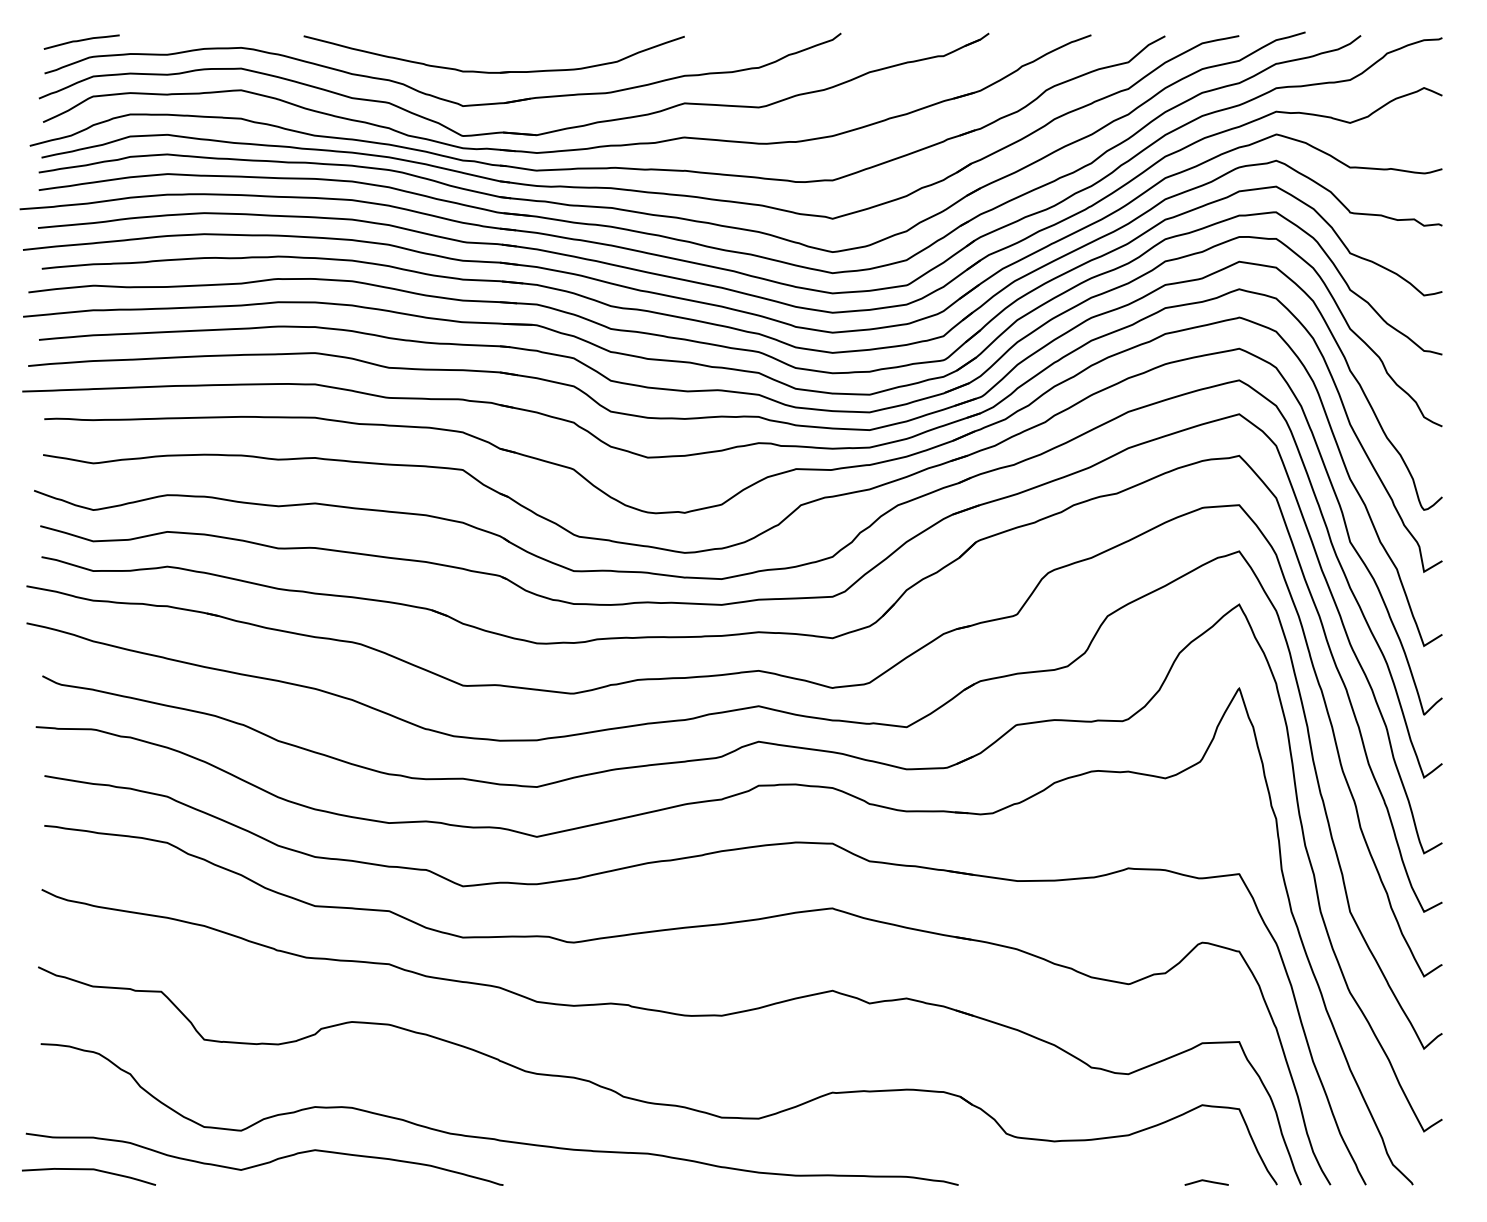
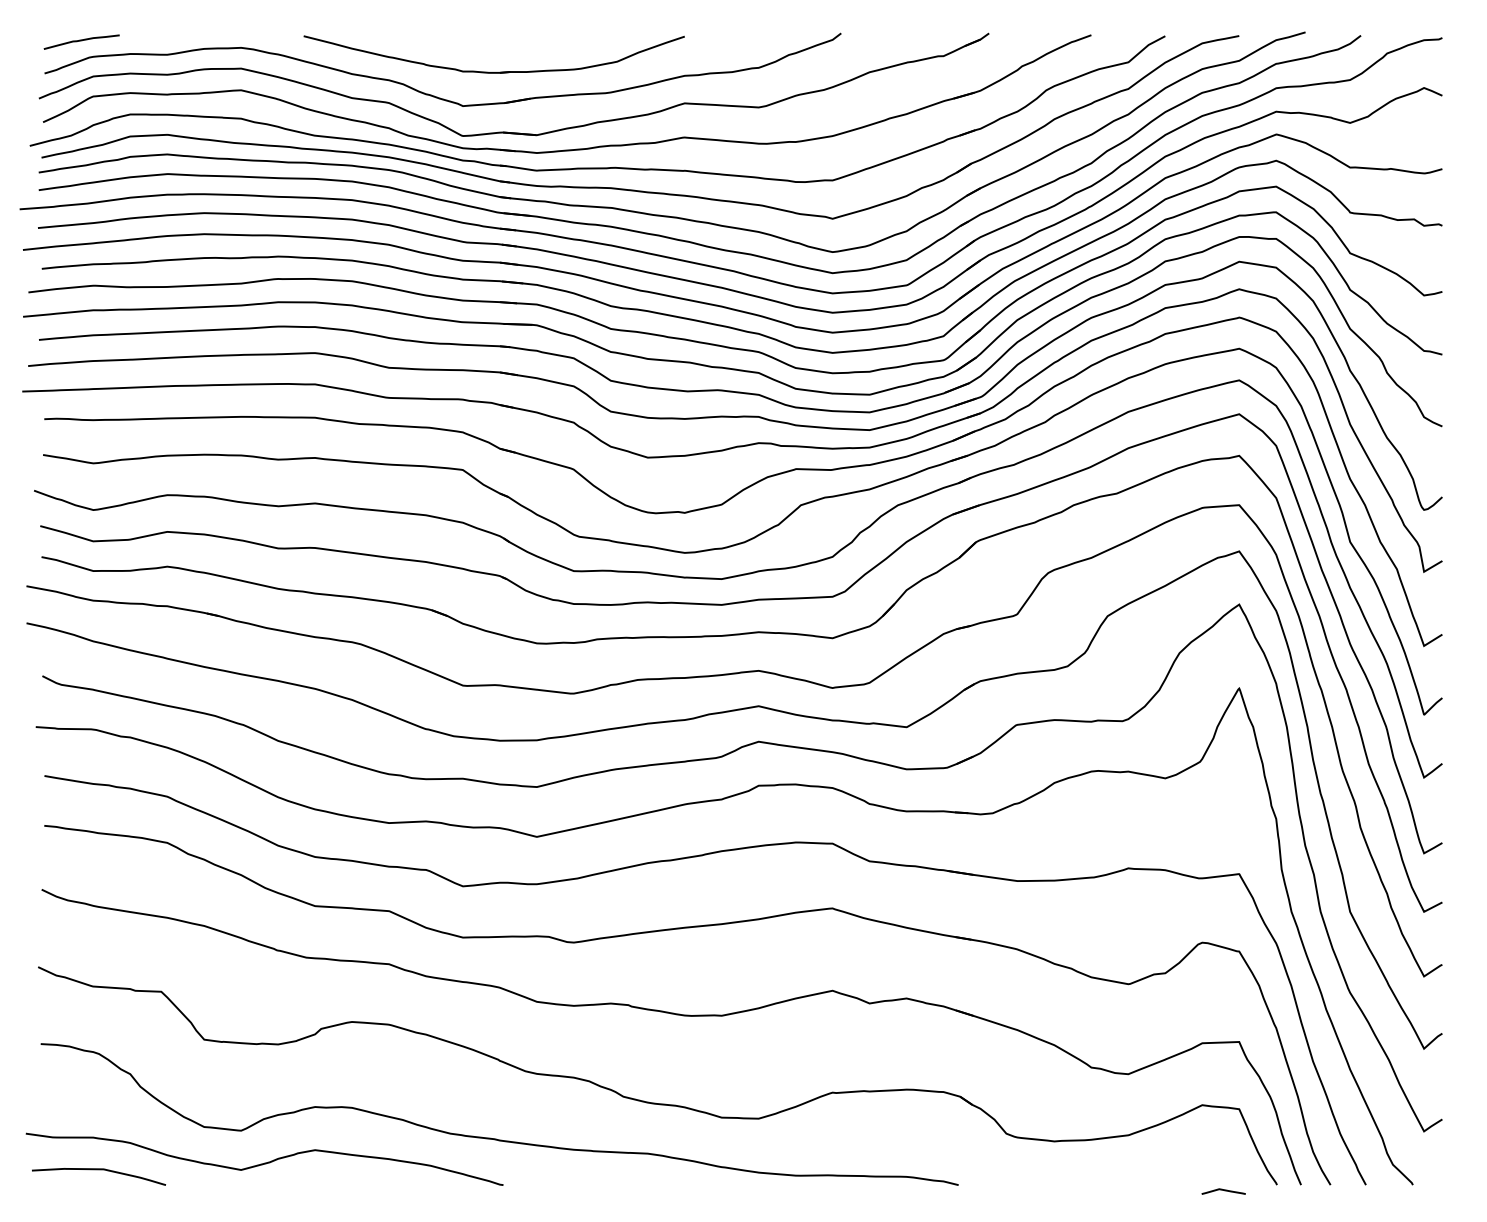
curve position: (88, 1170) -> (98, 1170) (98, 1170)
curve position: (1206, 1181) -> (1223, 1190) (1223, 1190)
